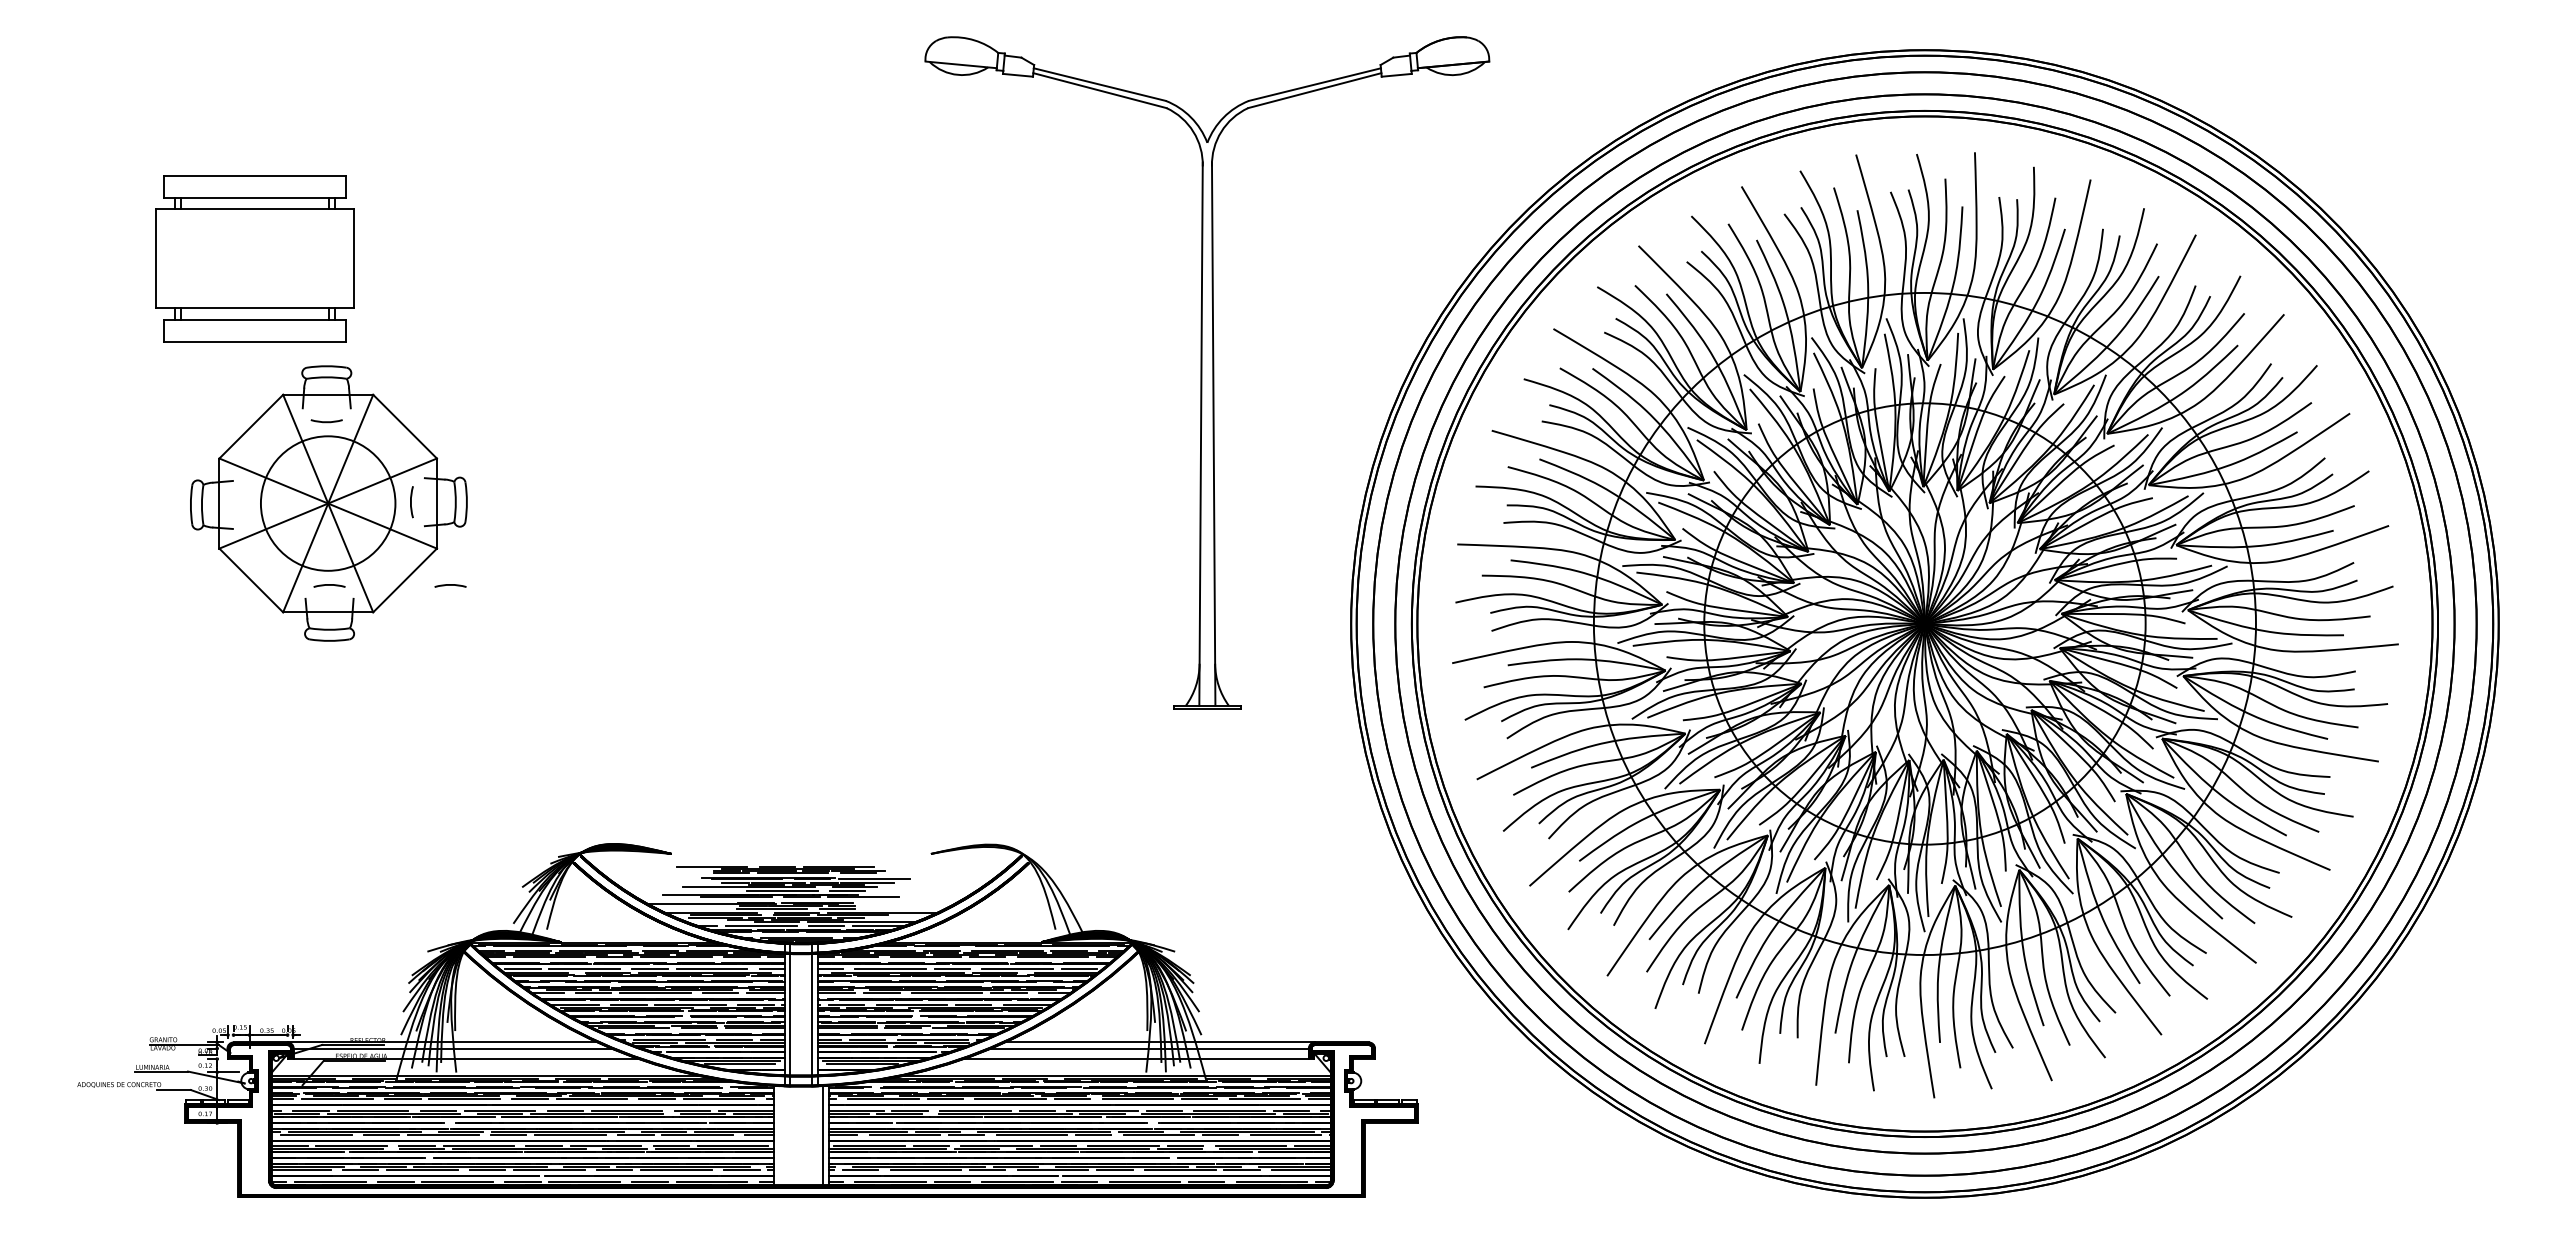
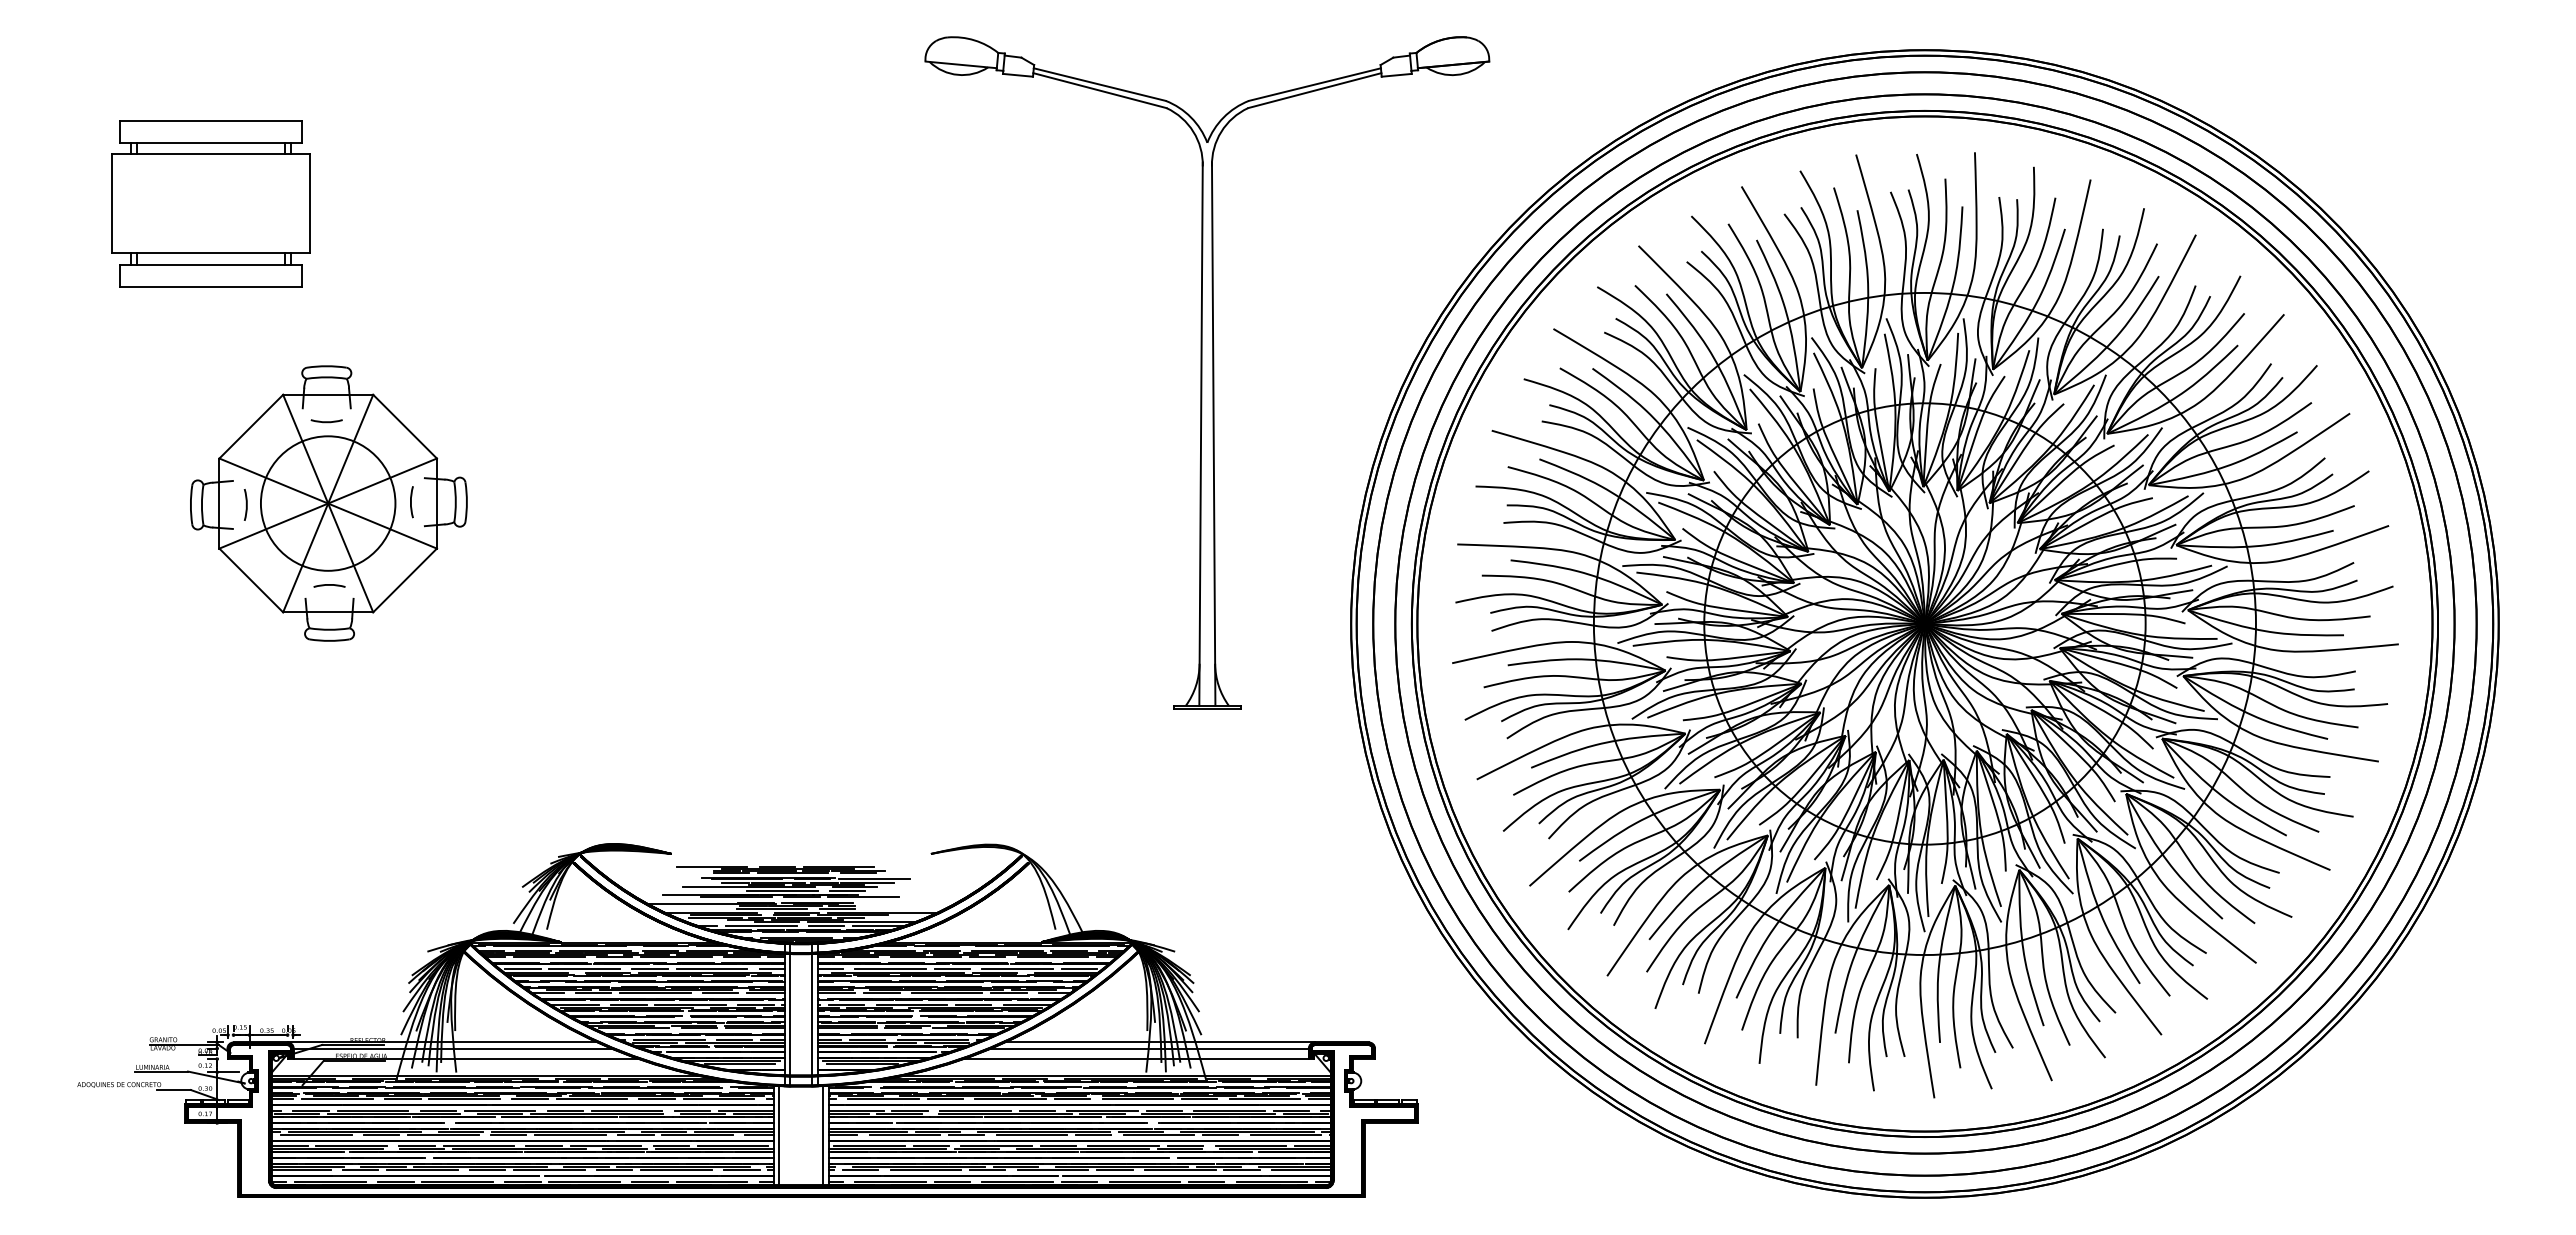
part position: (254, 258) -> (210, 203) (210, 203)
arc: none -> present (245, 504)
line: present -> none (450, 585)
line: none -> present (779, 1135)
